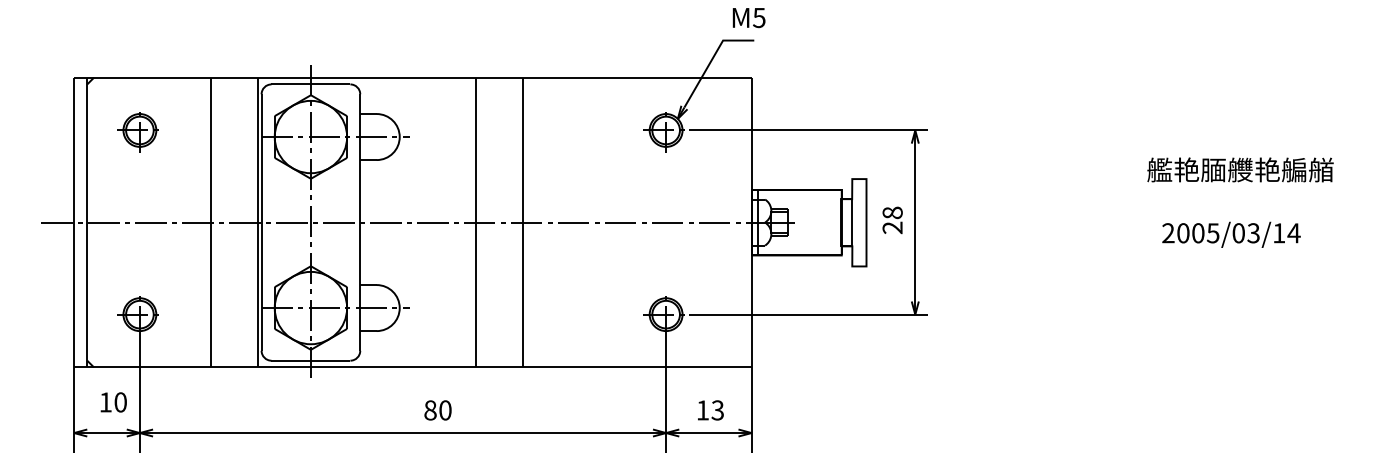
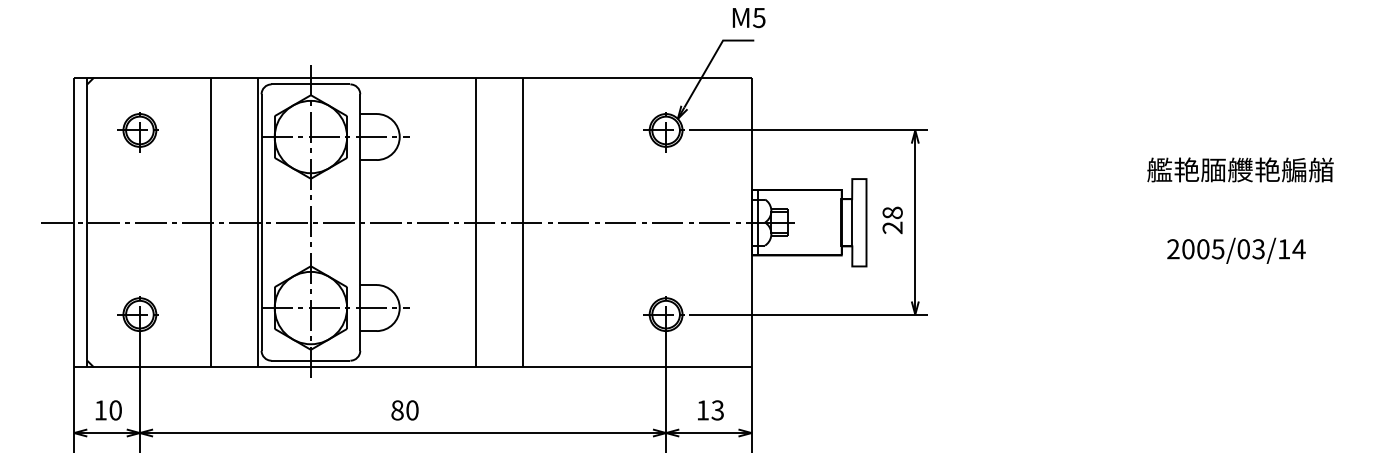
text position: (1231, 234) -> (1236, 250) (1236, 250)
text position: (113, 402) -> (108, 410) (108, 410)
text position: (437, 410) -> (404, 410) (404, 410)
